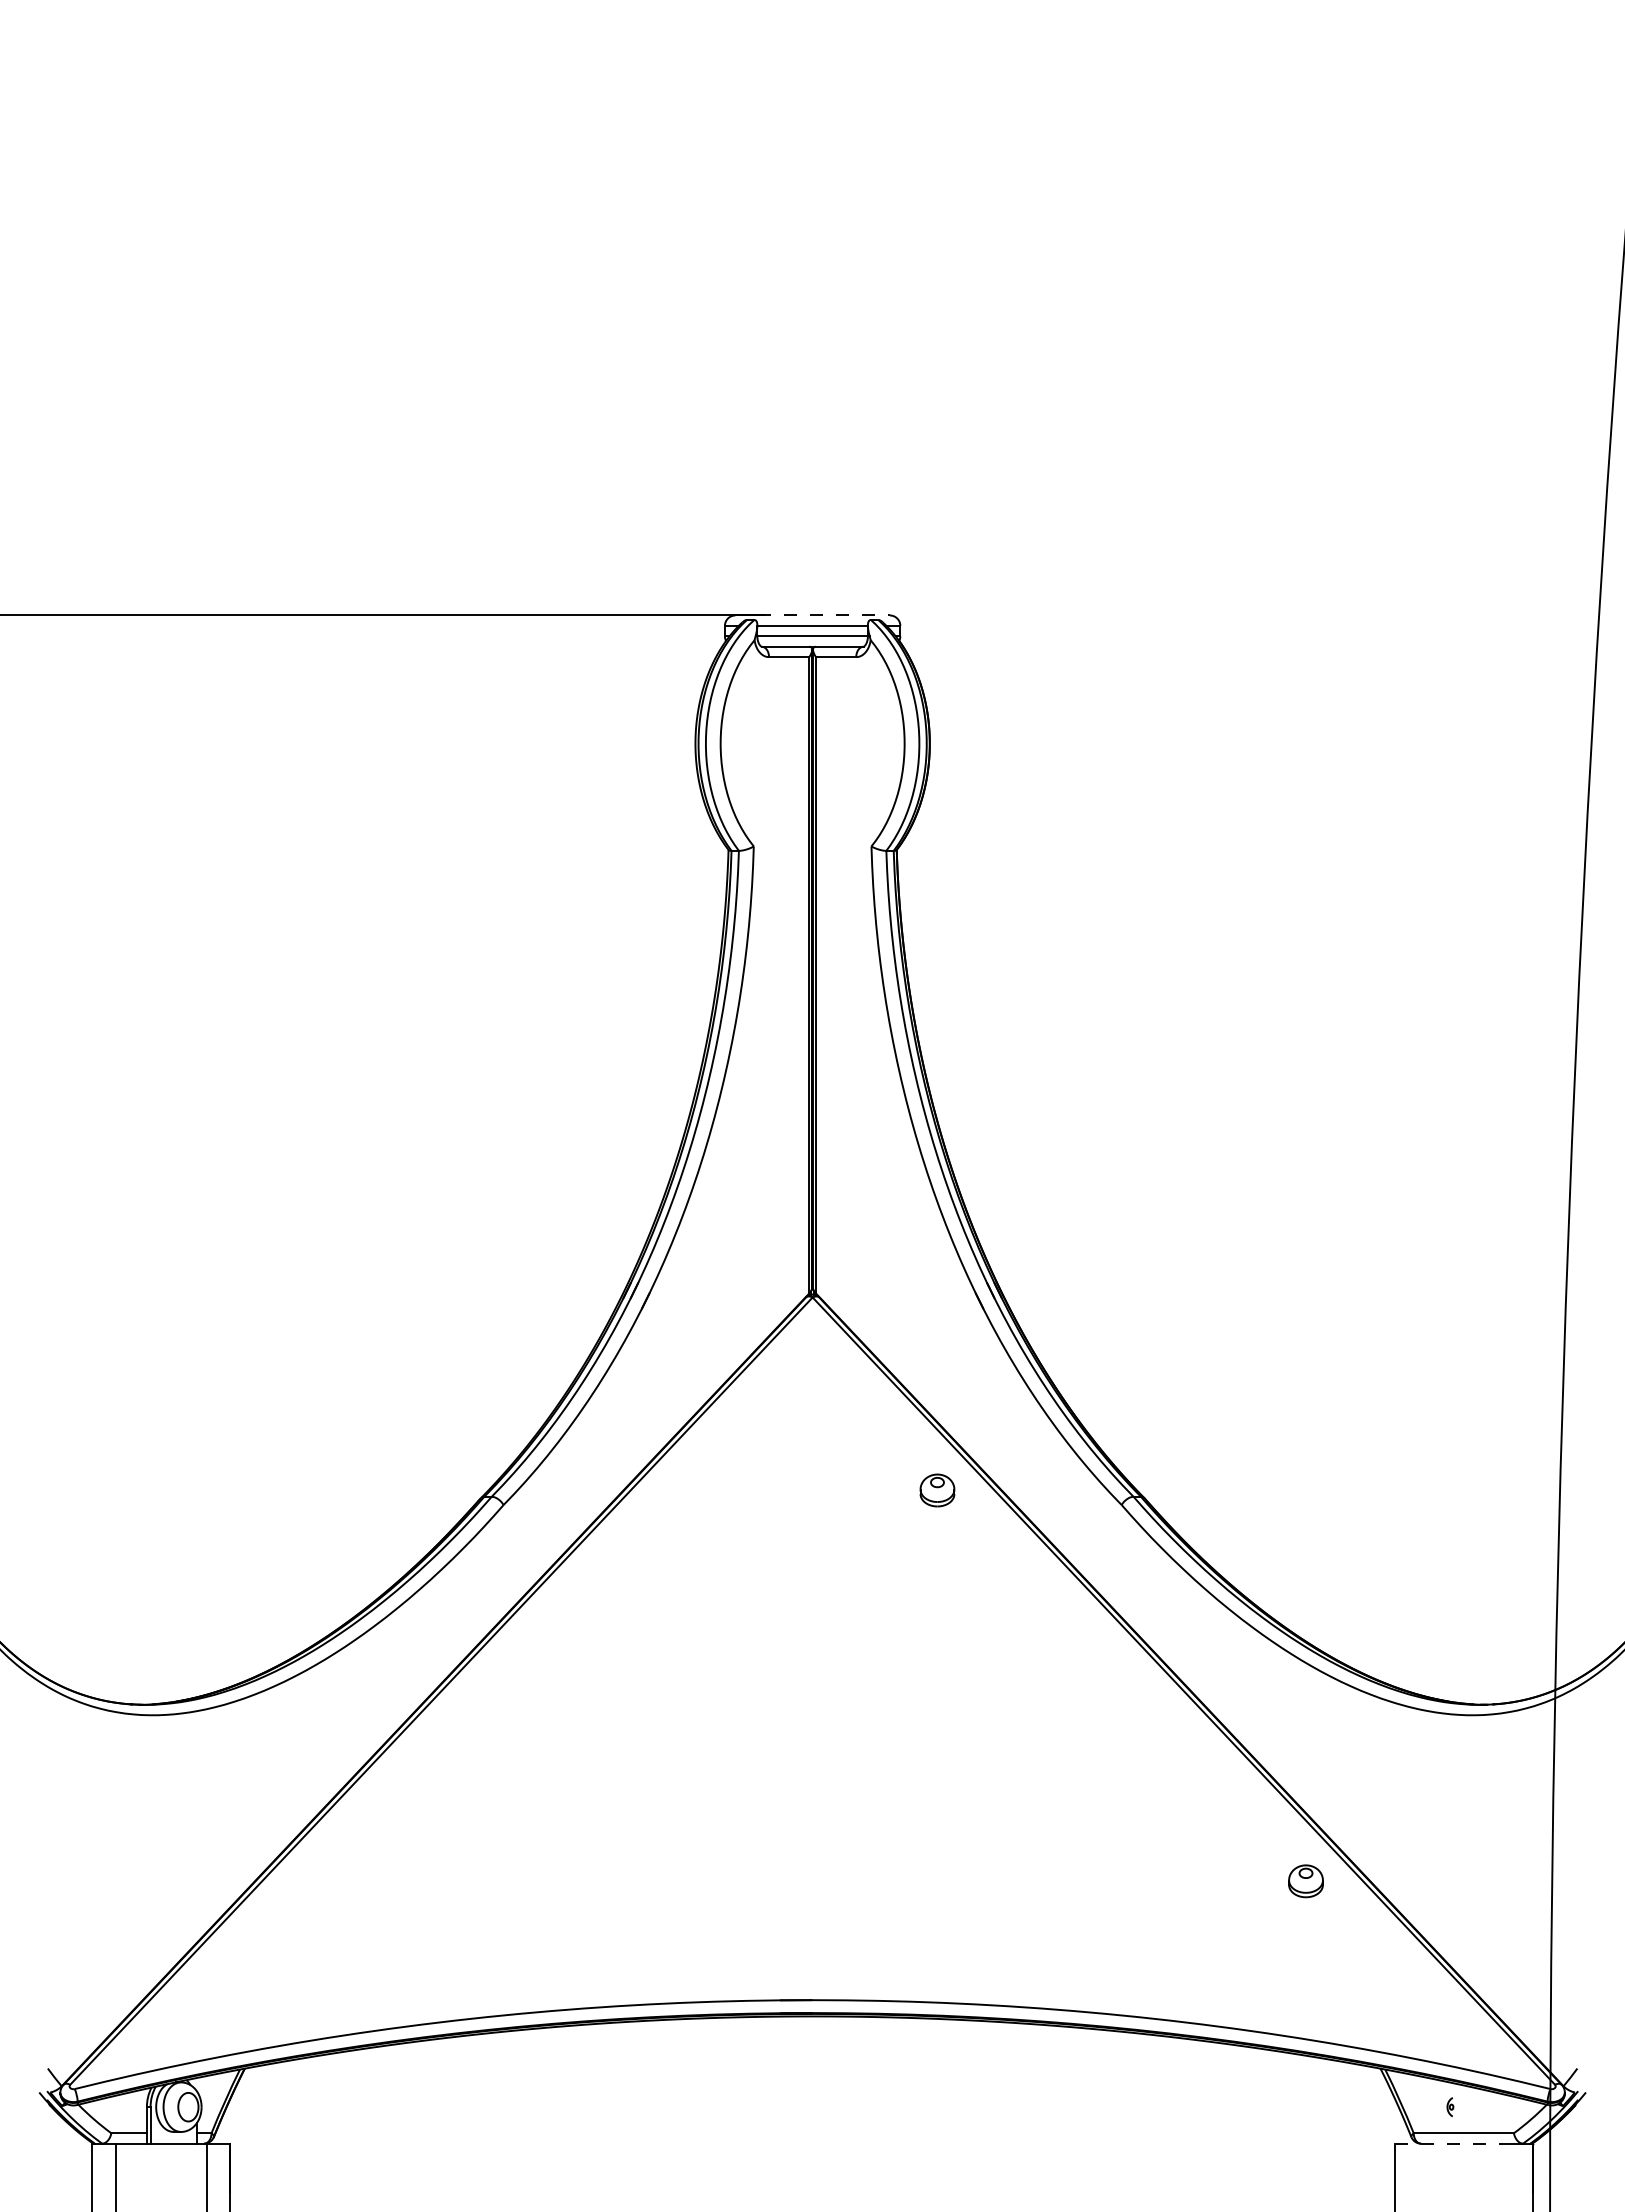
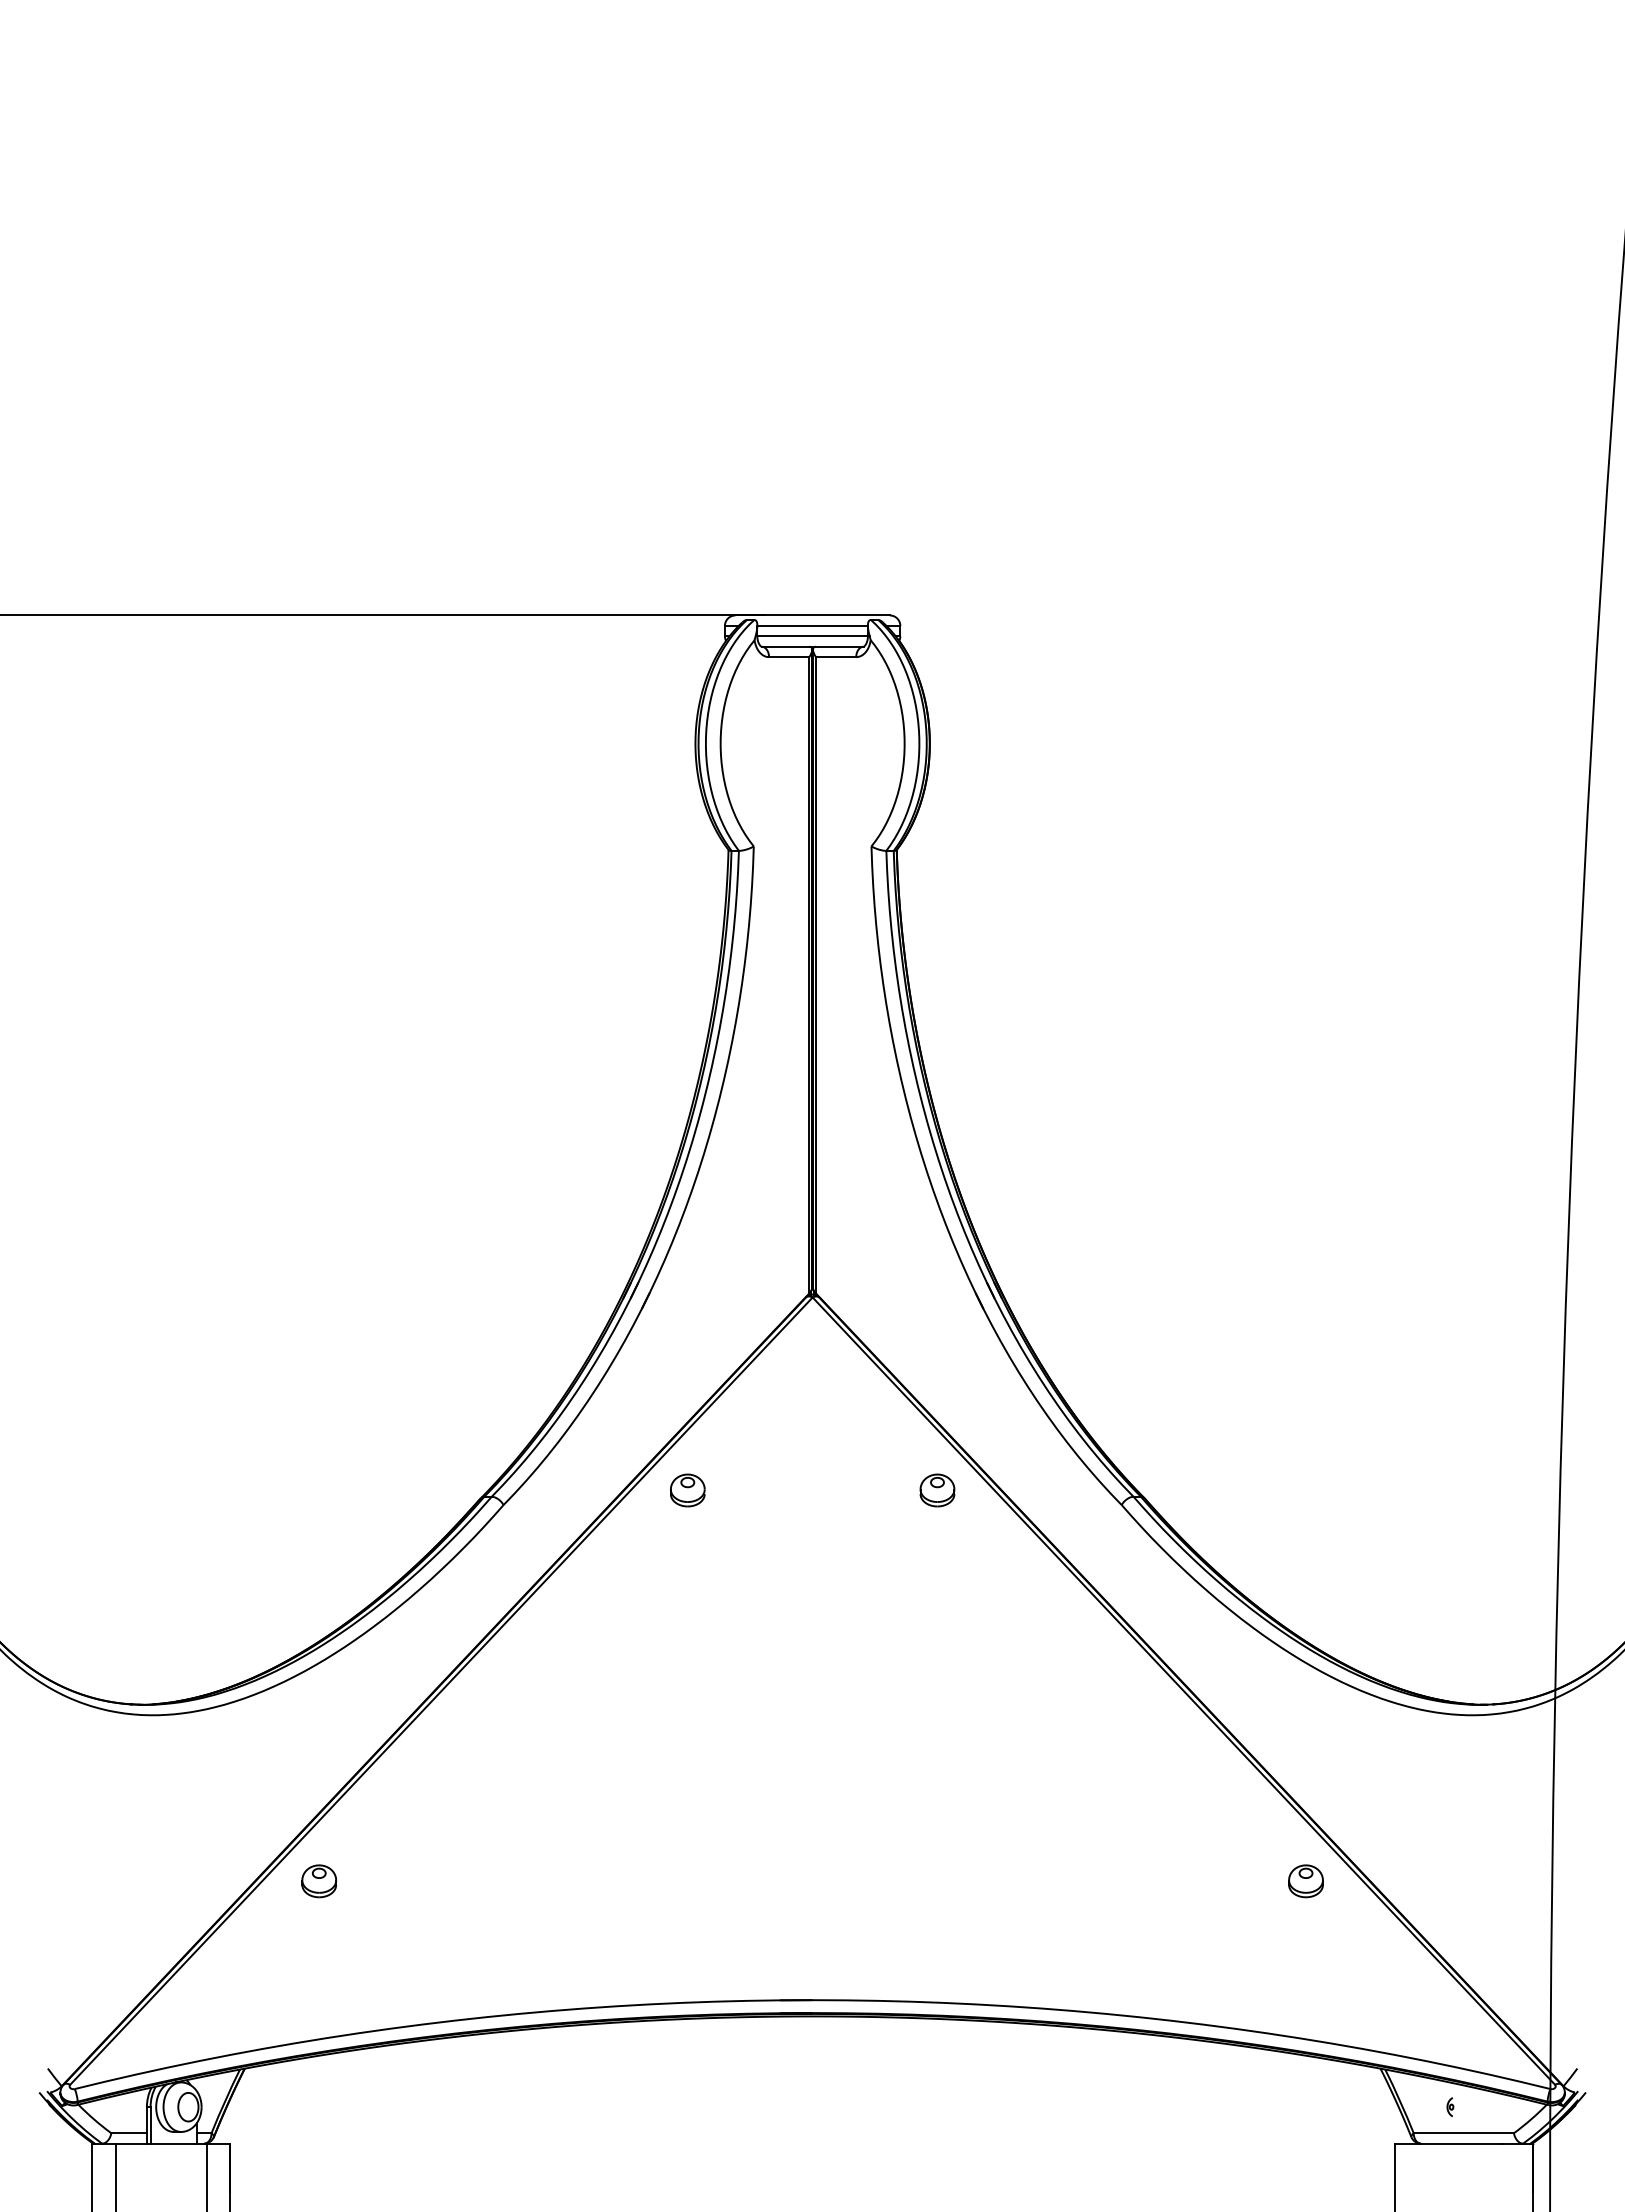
line: dashed -> solid (823, 615)
part: none -> present (687, 1490)
part: none -> present (319, 1881)
line: dashed -> solid (1448, 2143)
